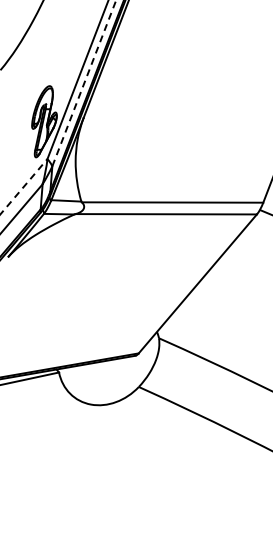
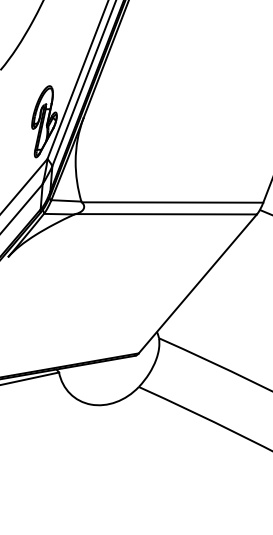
line: dashed -> solid (84, 83)
line: dashed -> solid (24, 186)
